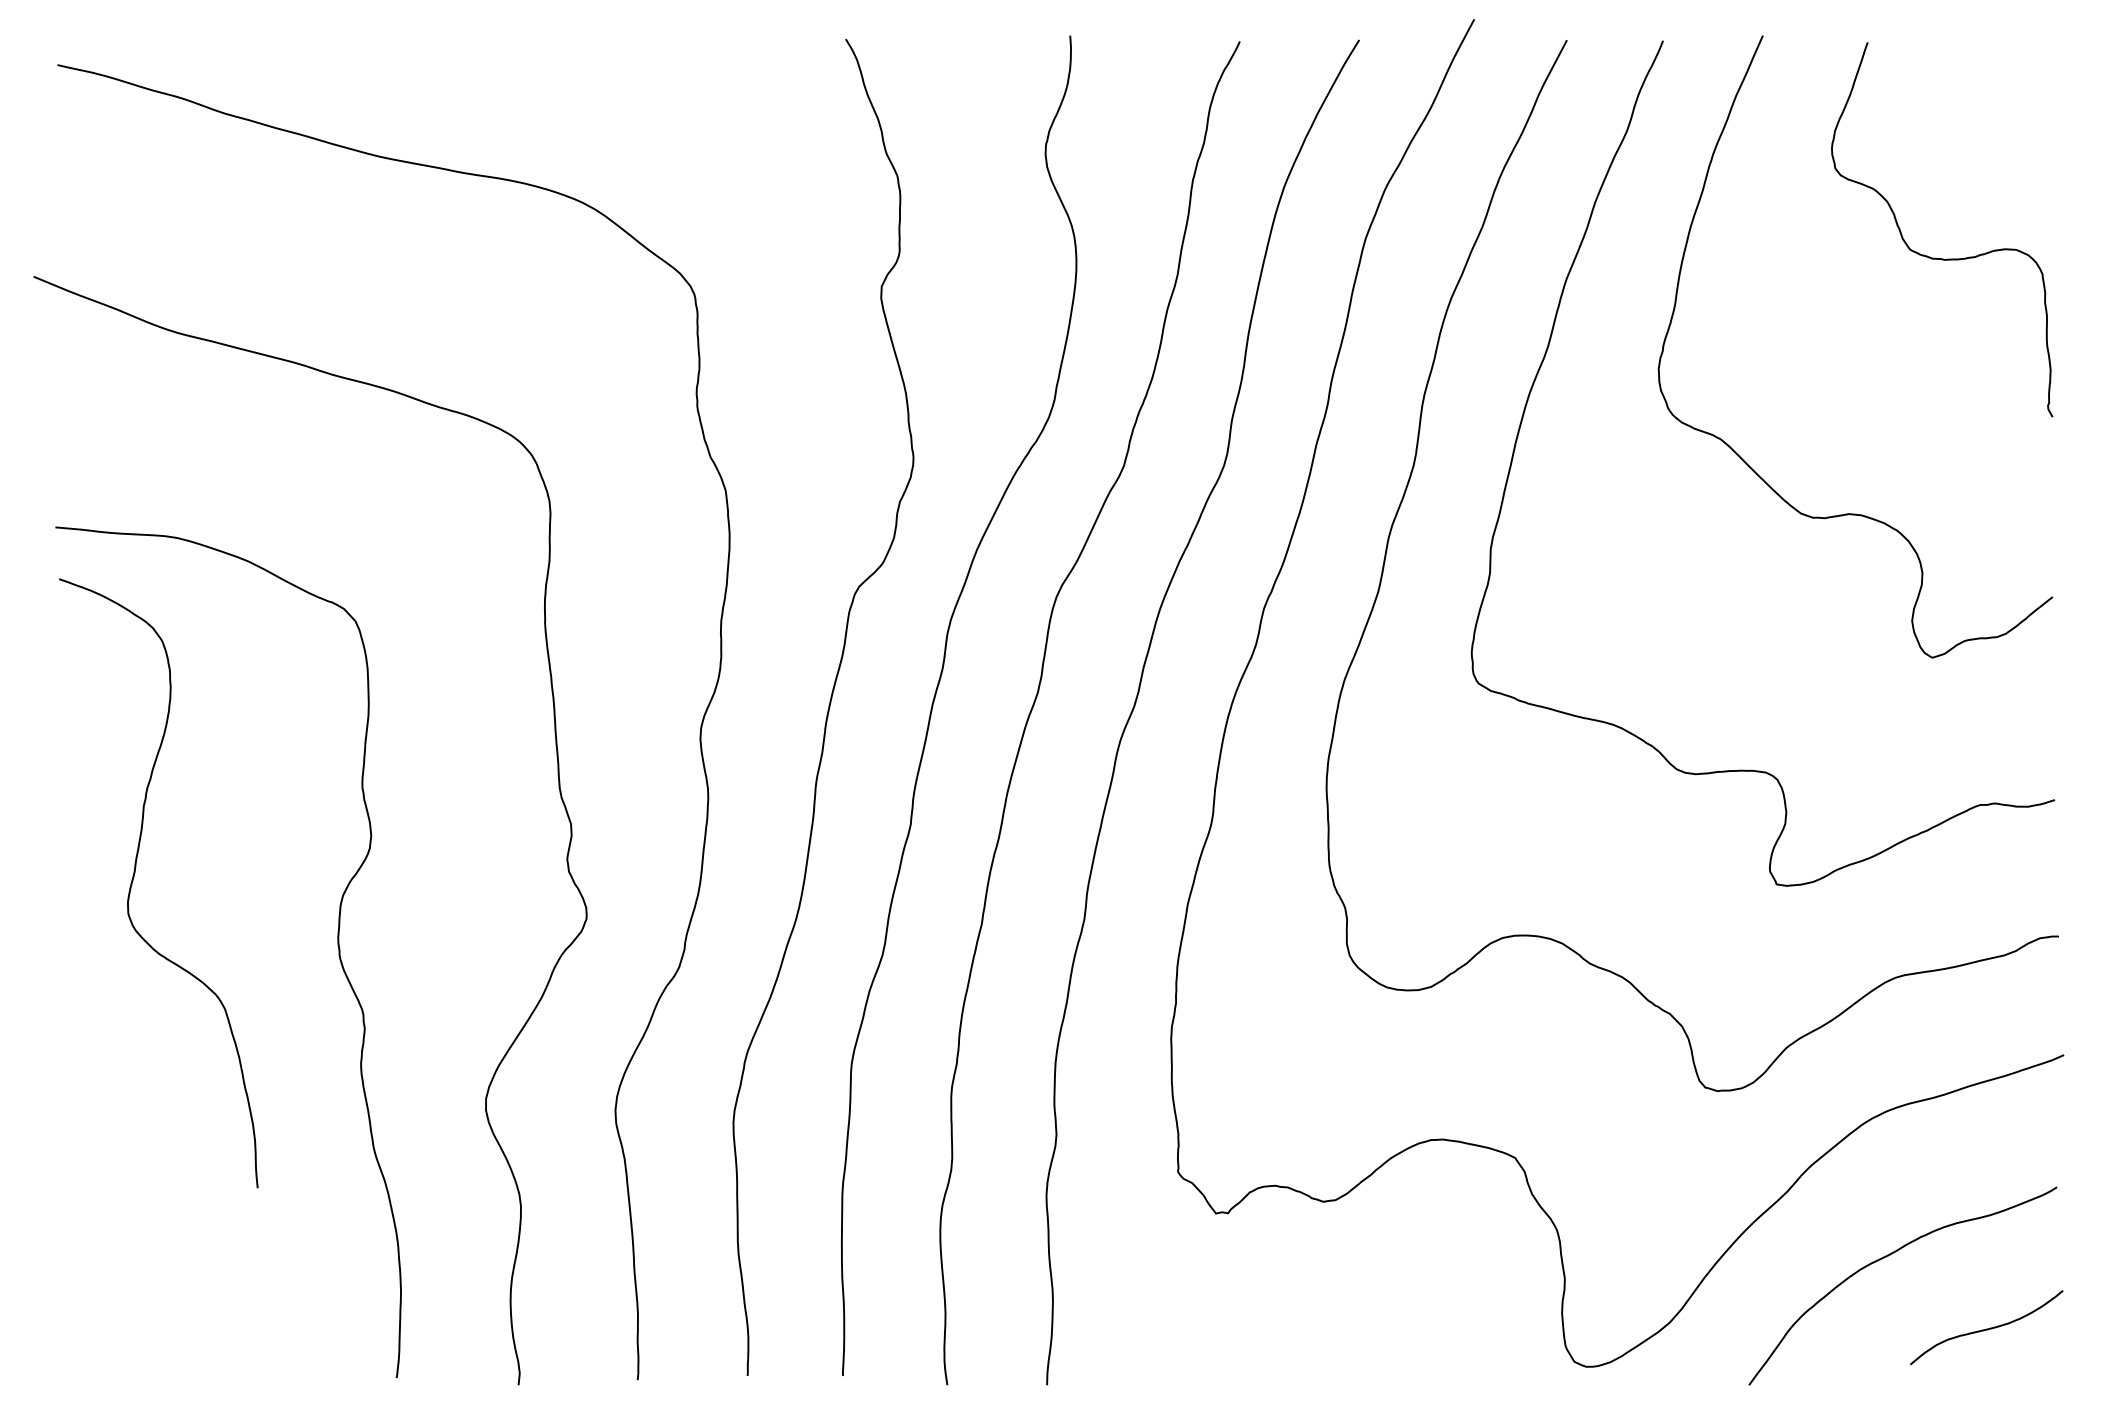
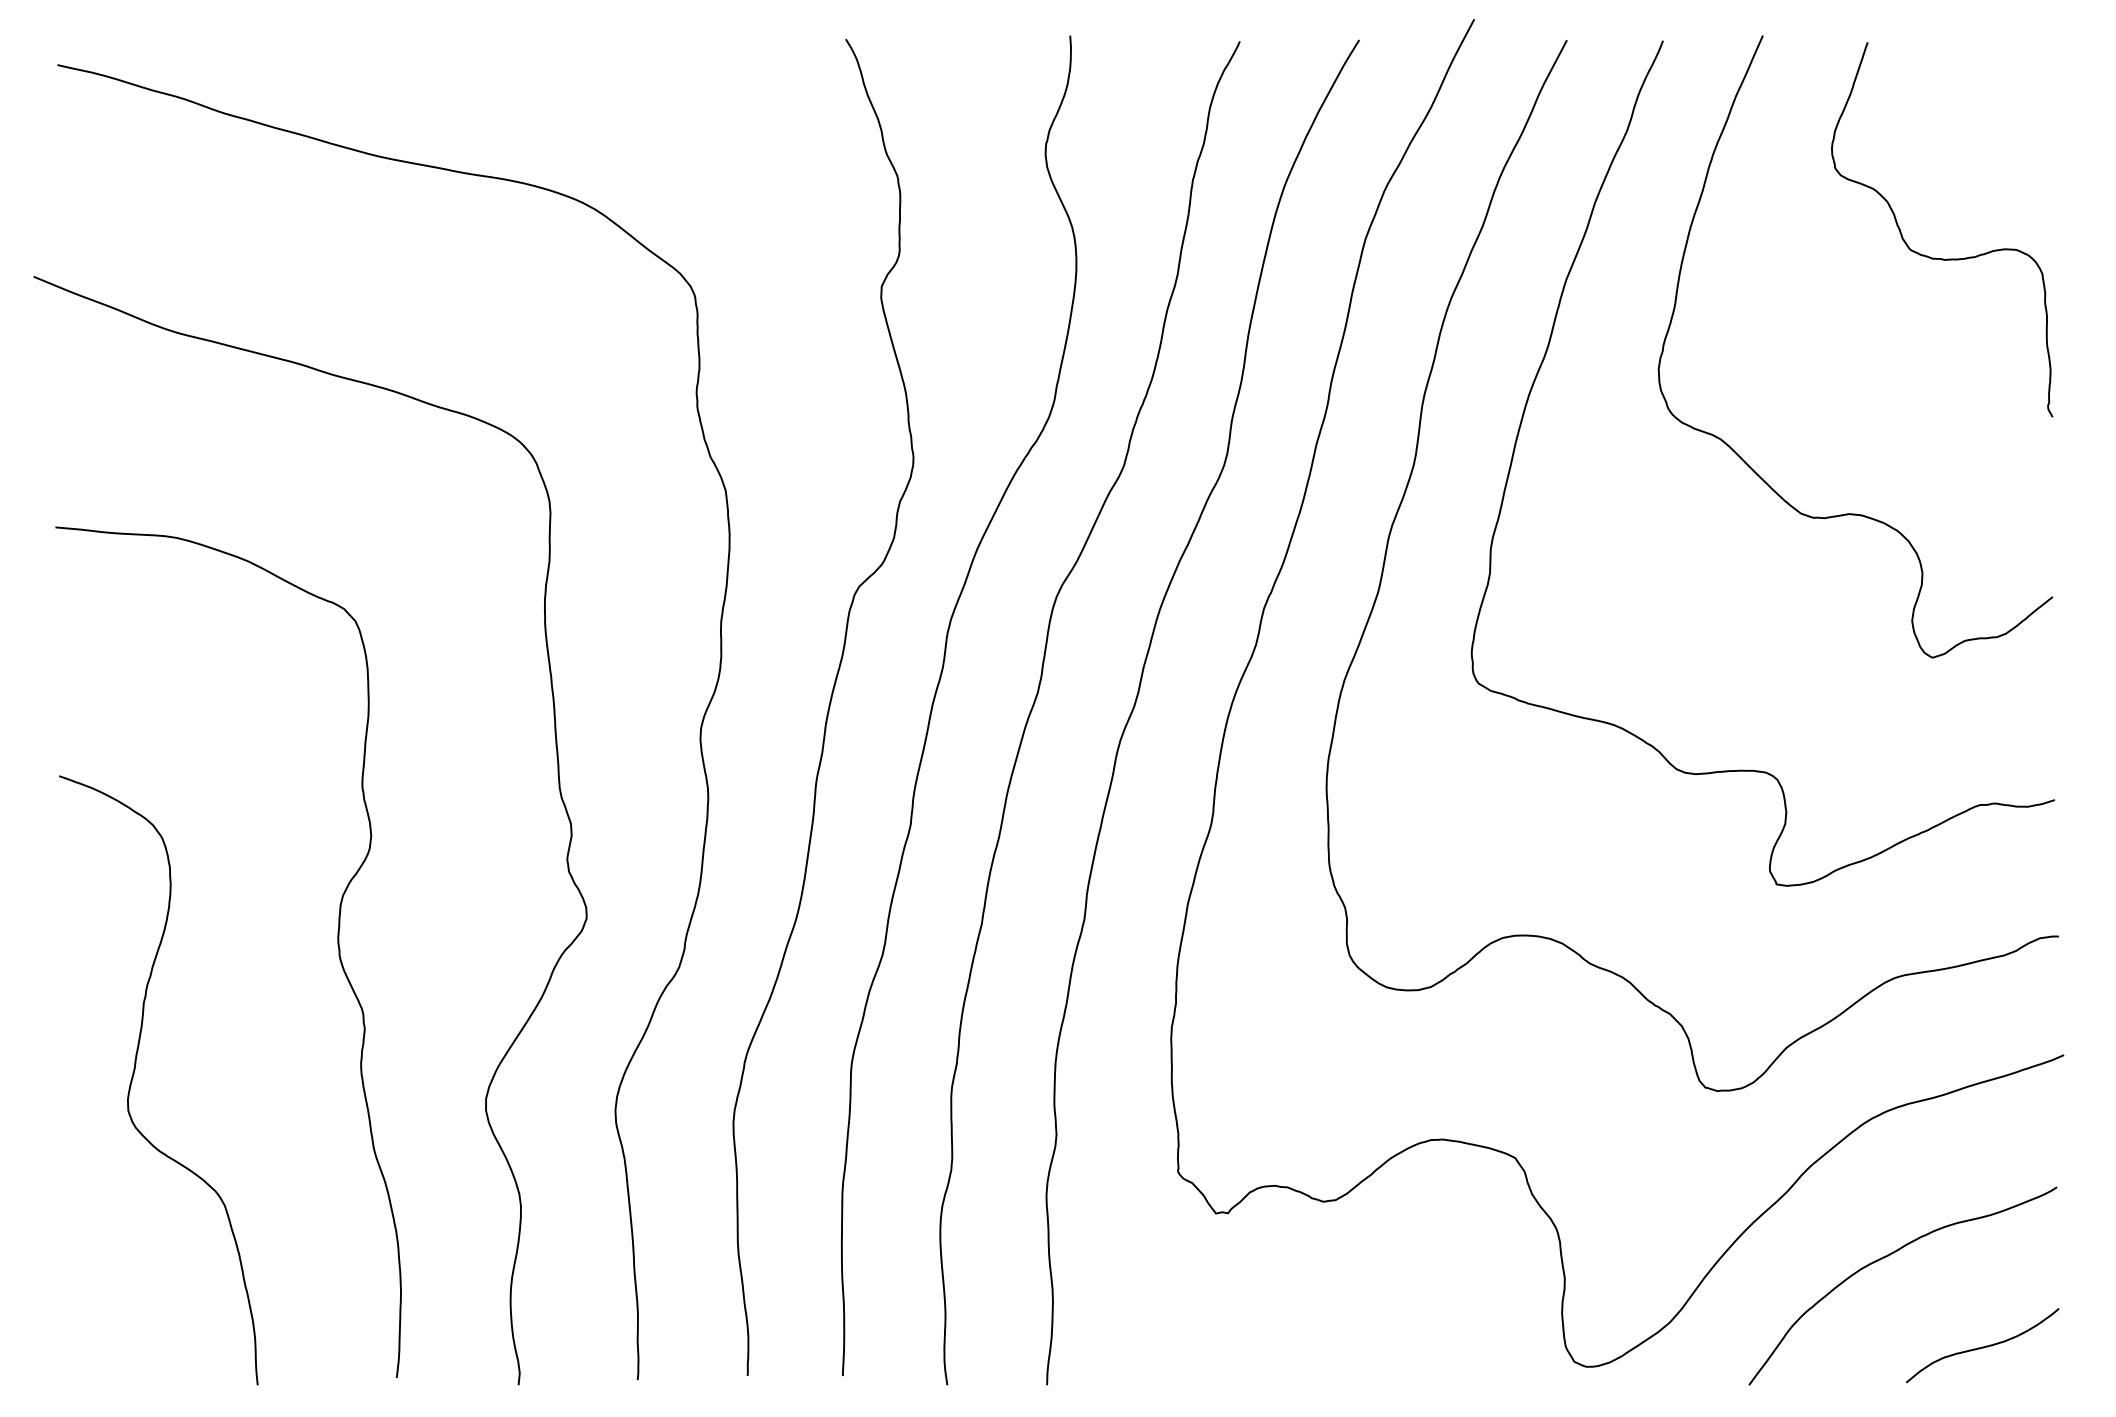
curve position: (134, 877) -> (134, 1074) (134, 1074)
curve position: (1986, 1328) -> (1982, 1346) (1982, 1346)
